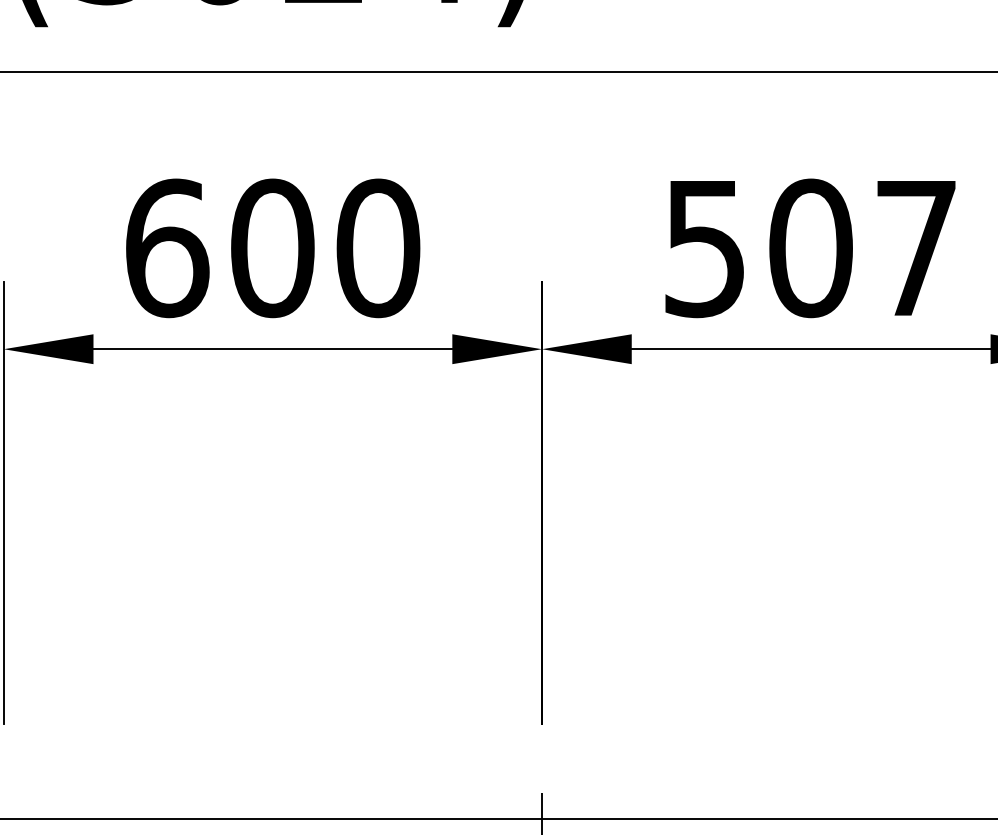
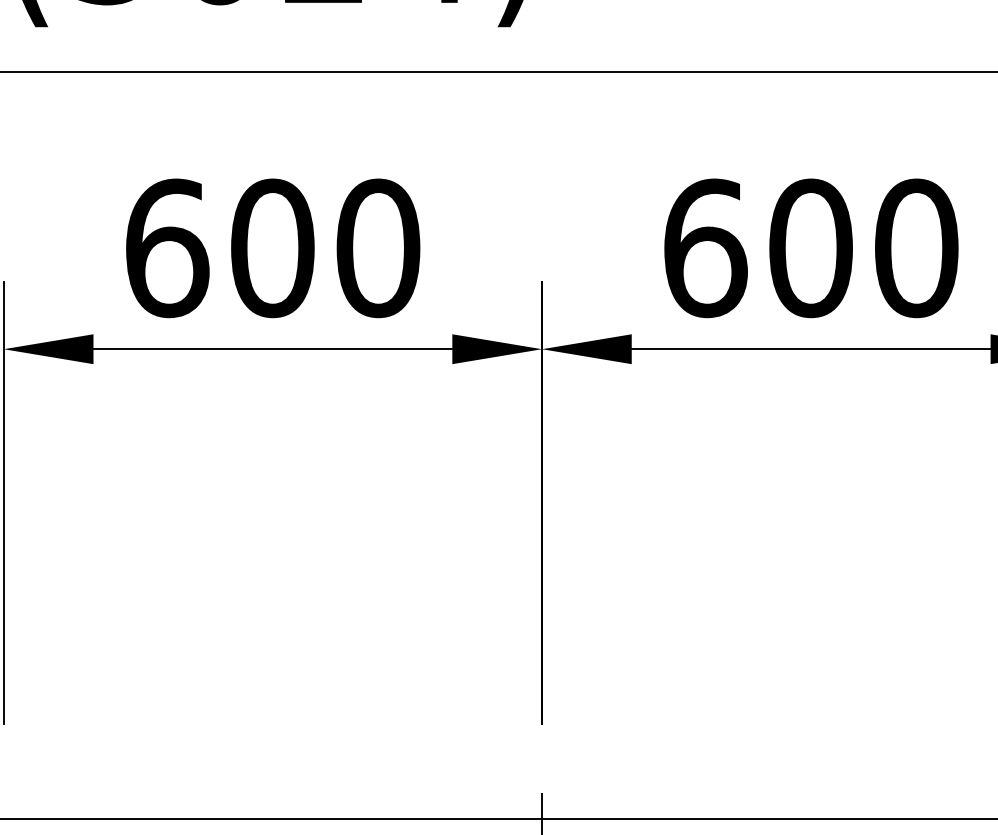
text: 507 -> 600 (811, 248)
